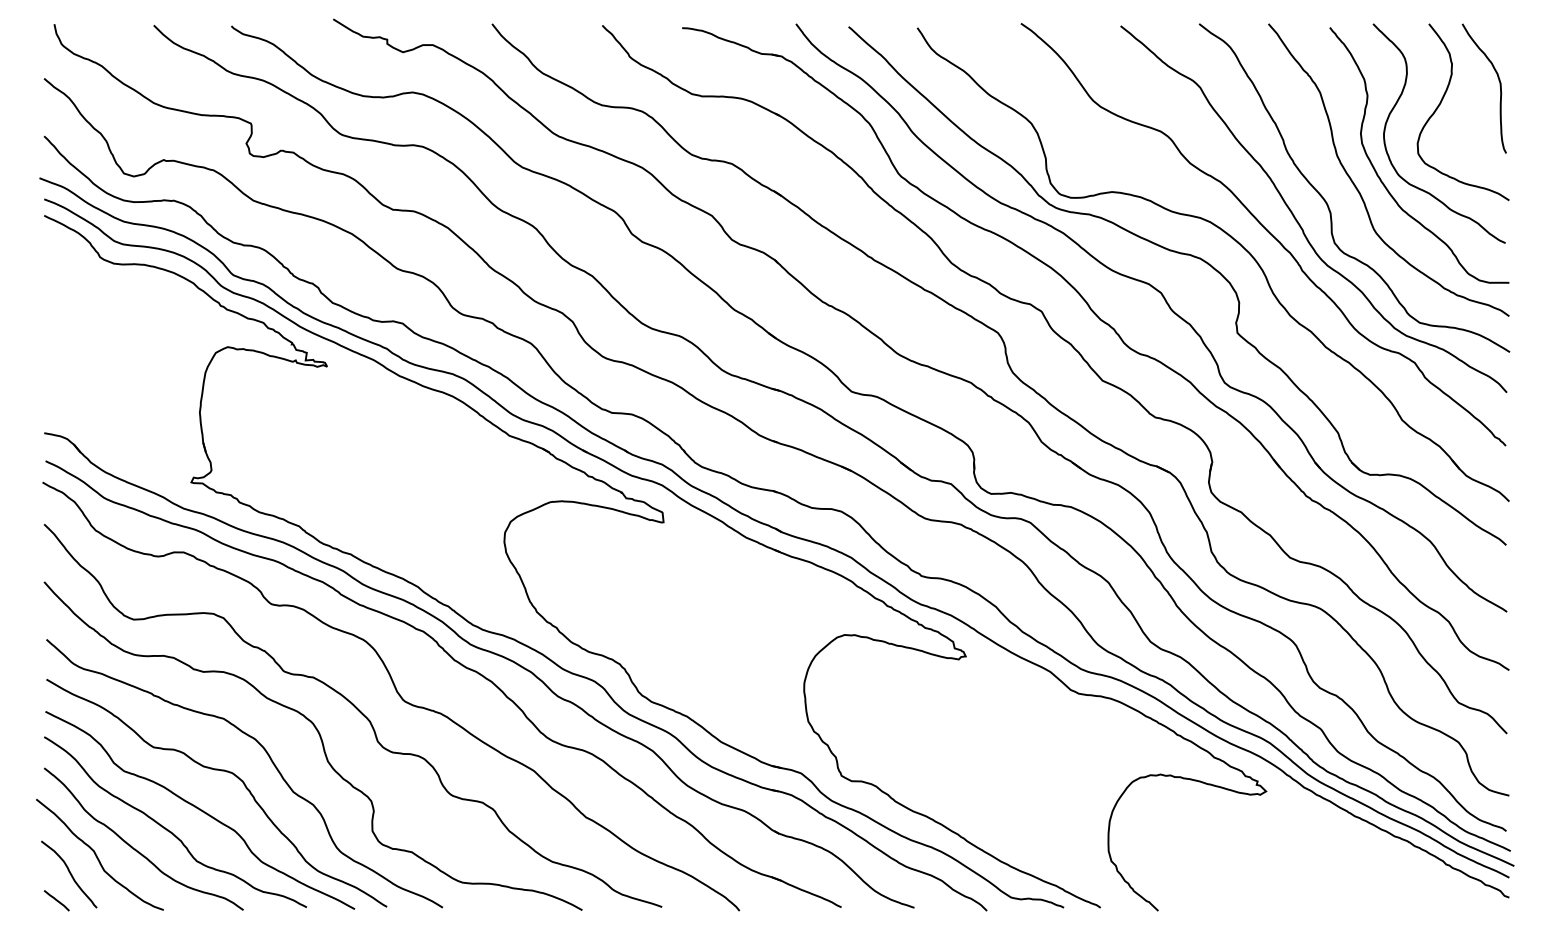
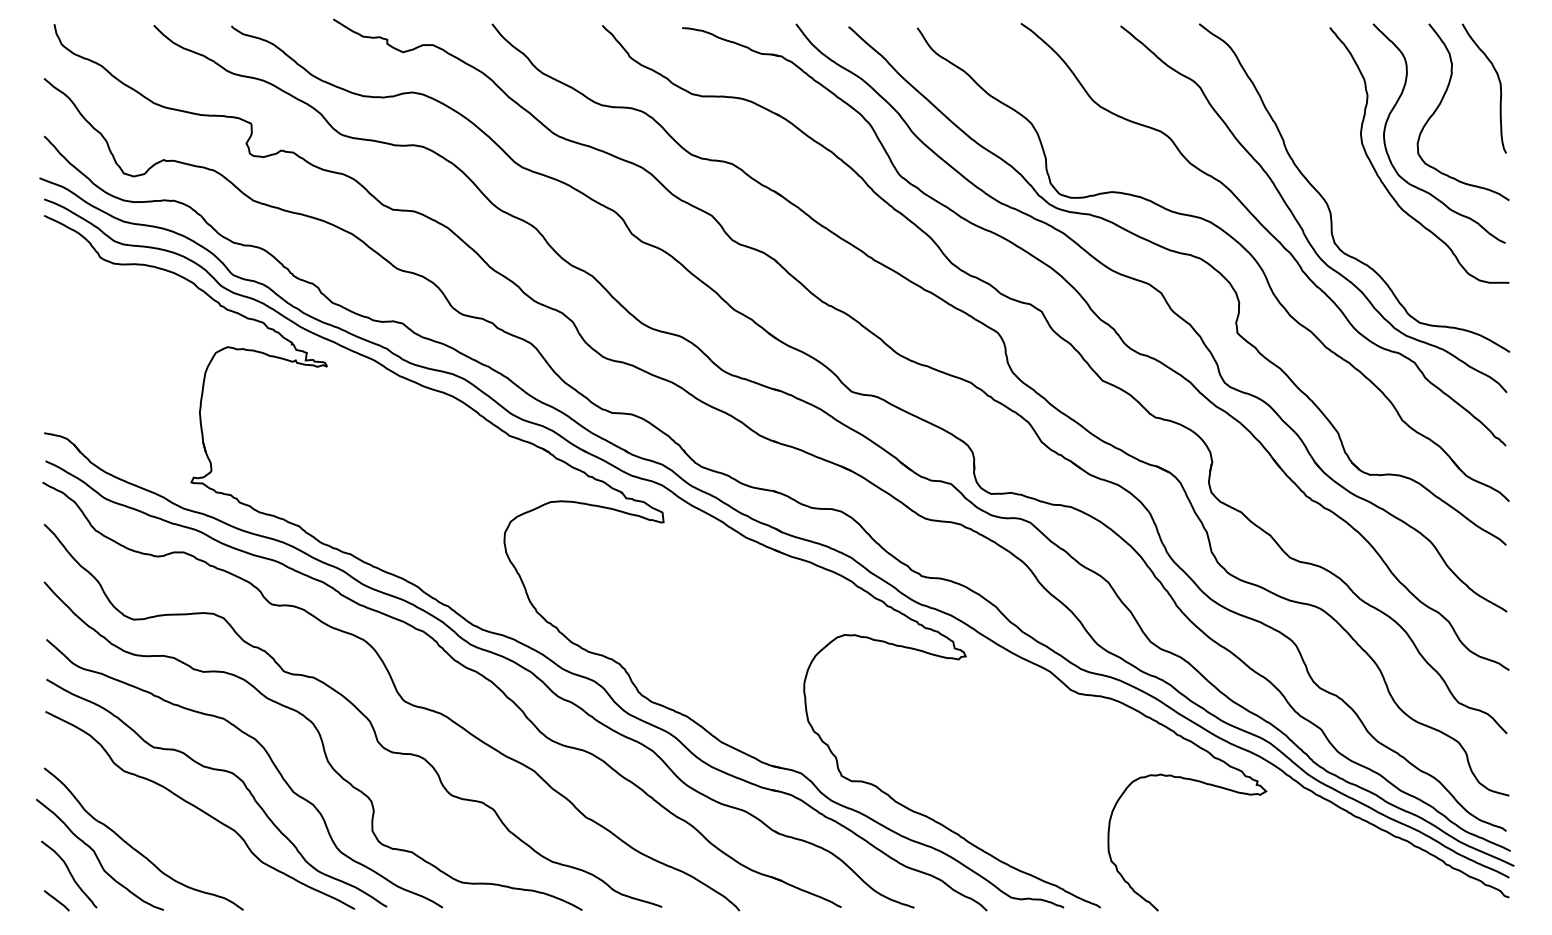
curve: present -> none (1357, 187)
curve: present -> none (167, 828)
